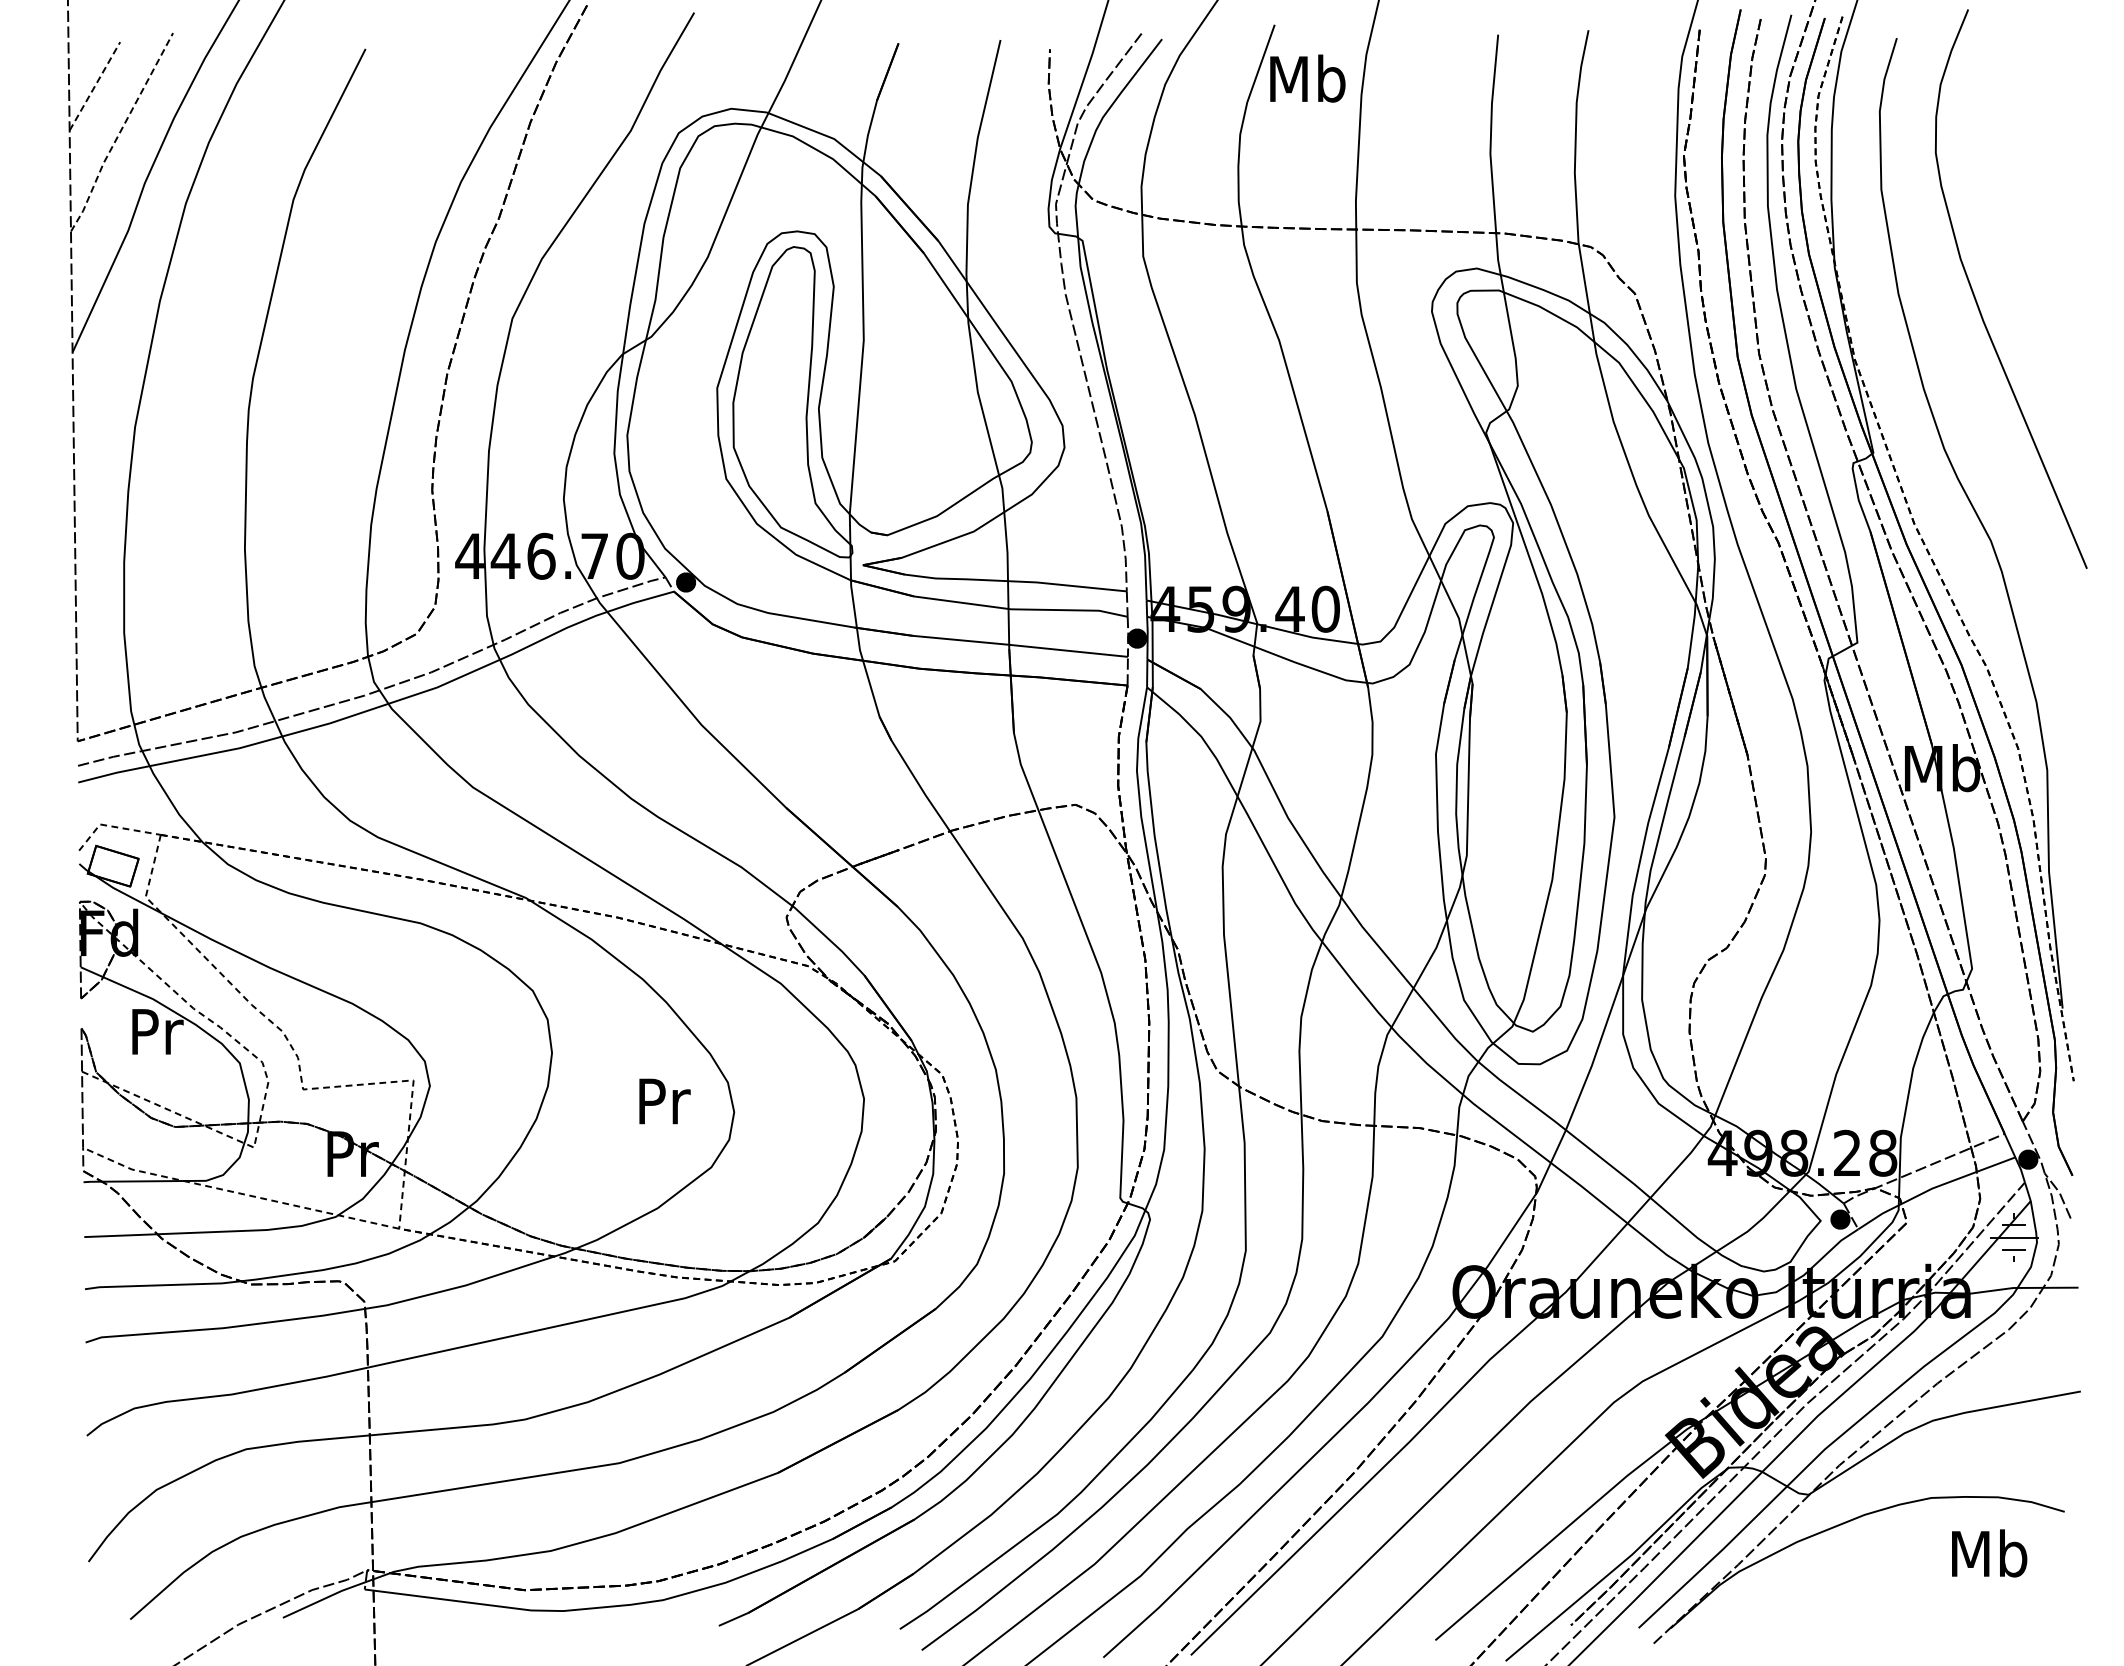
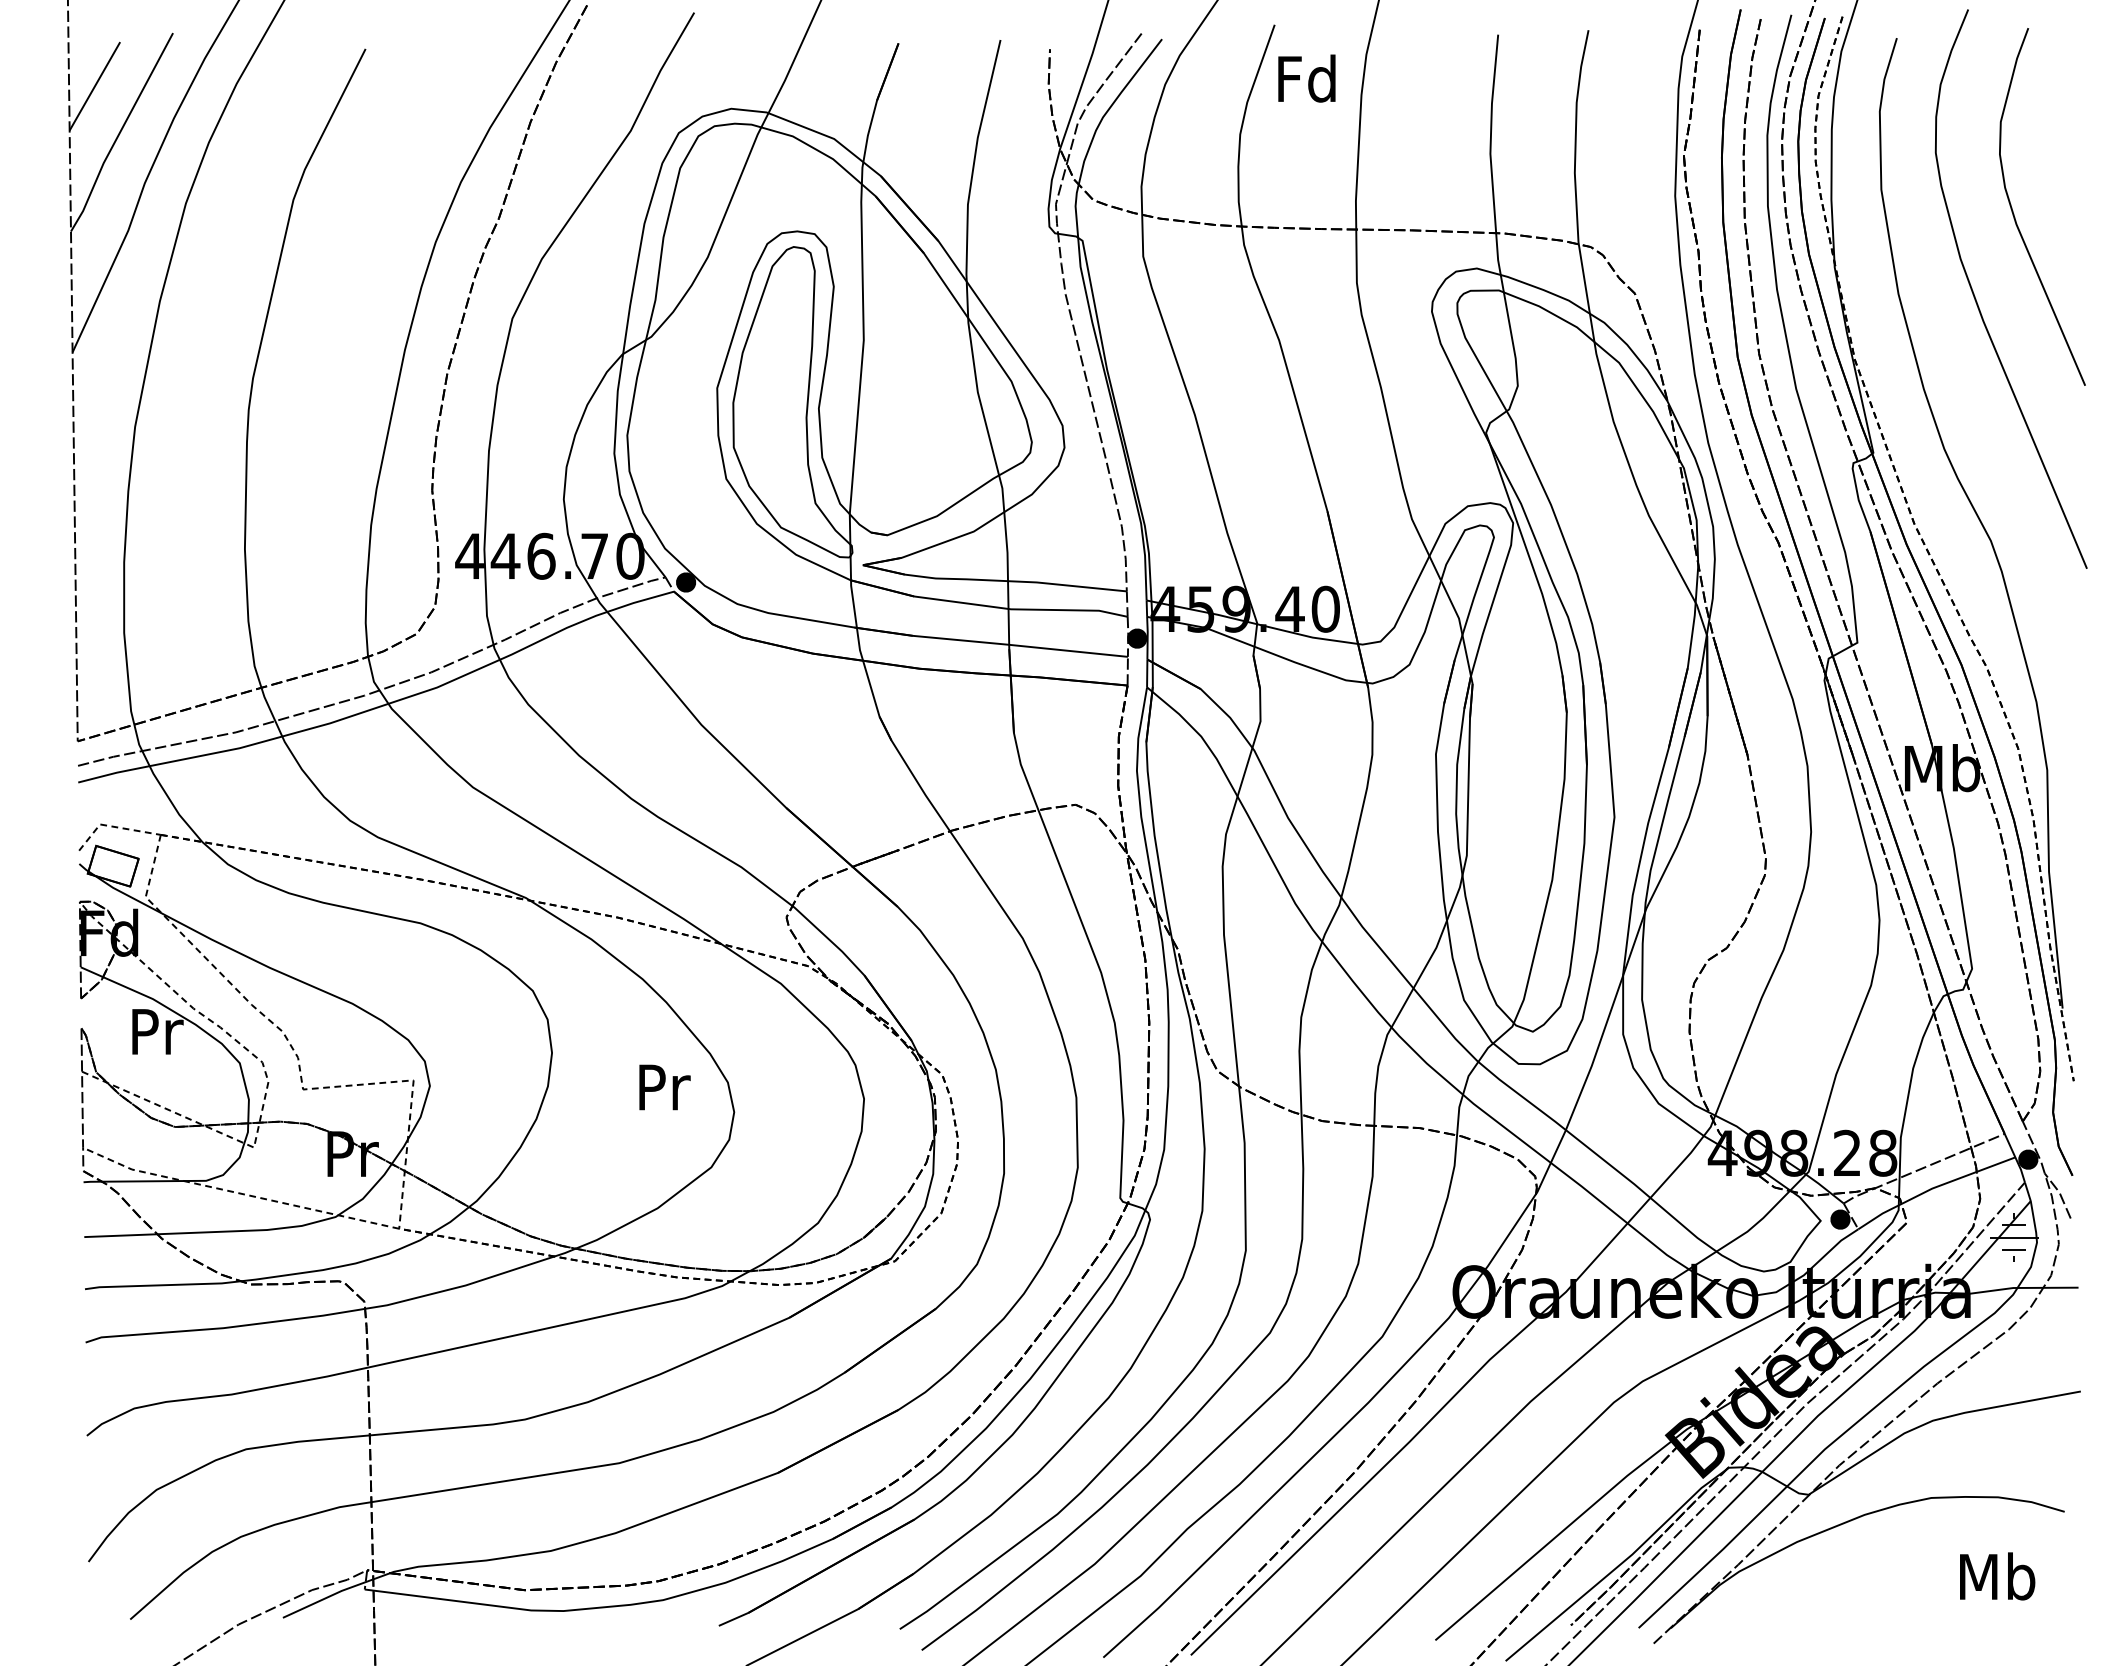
text: Mb -> Fd (1307, 78)
line: dashed -> solid (94, 86)
line: dashed -> solid (120, 132)
curve: none -> present (2014, 214)
text position: (664, 1101) -> (664, 1087) (664, 1087)
text position: (1989, 1553) -> (1997, 1576) (1997, 1576)
